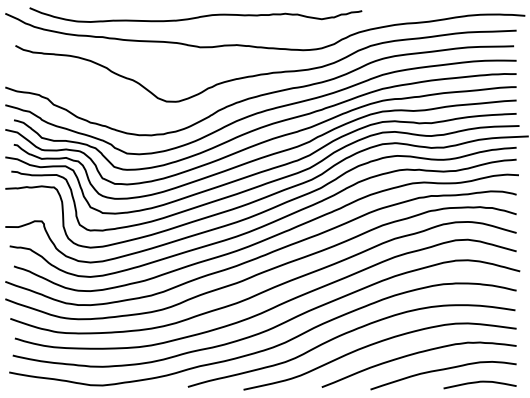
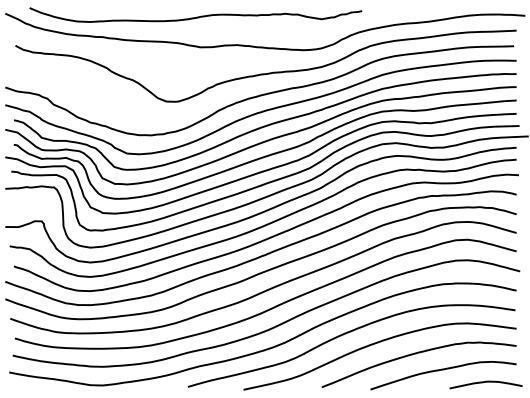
curve position: (479, 382) -> (485, 382) (485, 382)
